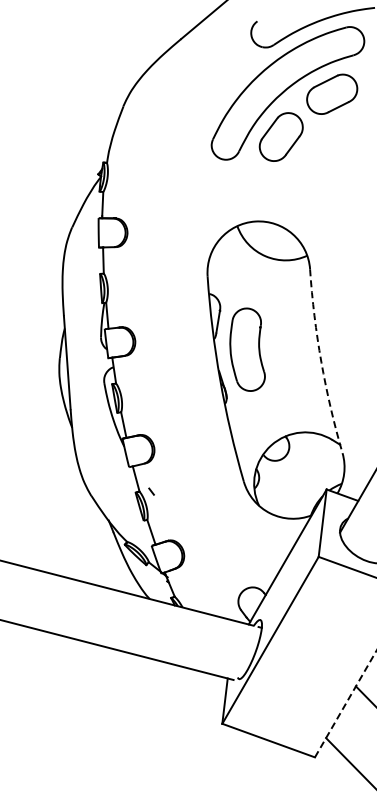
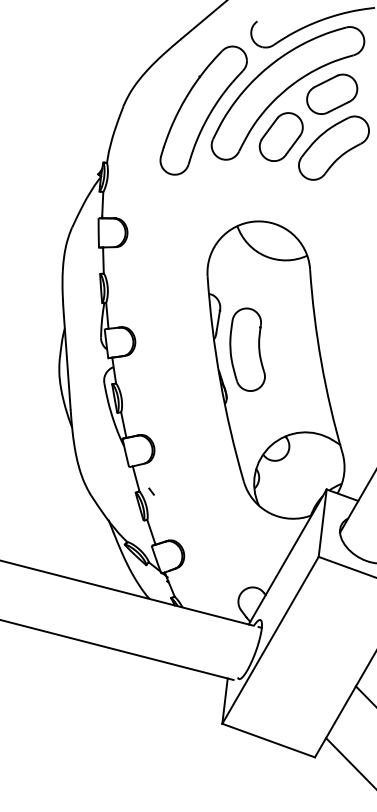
part: none -> present (203, 110)
part: none -> present (333, 147)
arc: dashed -> solid (321, 362)
line: dashed -> solid (345, 703)
